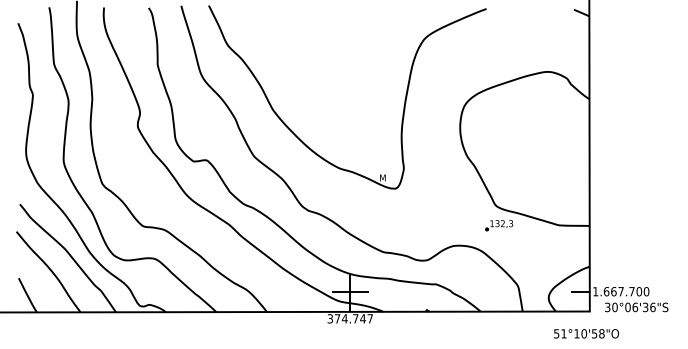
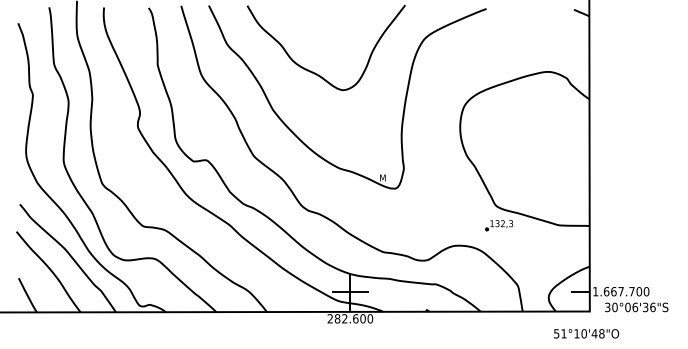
curve: none -> present (313, 71)
text: 374.747 -> 282.600 (350, 318)
text: 51°10'58"O -> 51°10'48"O (594, 333)
